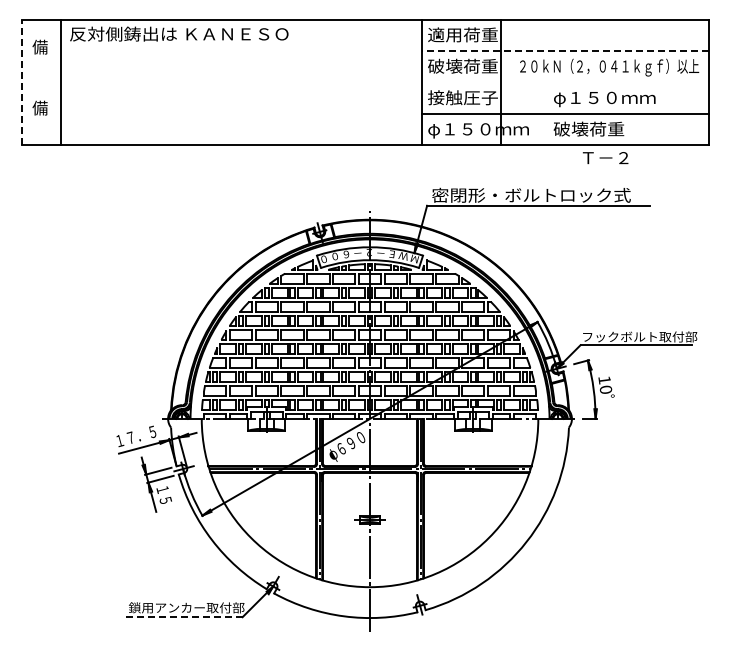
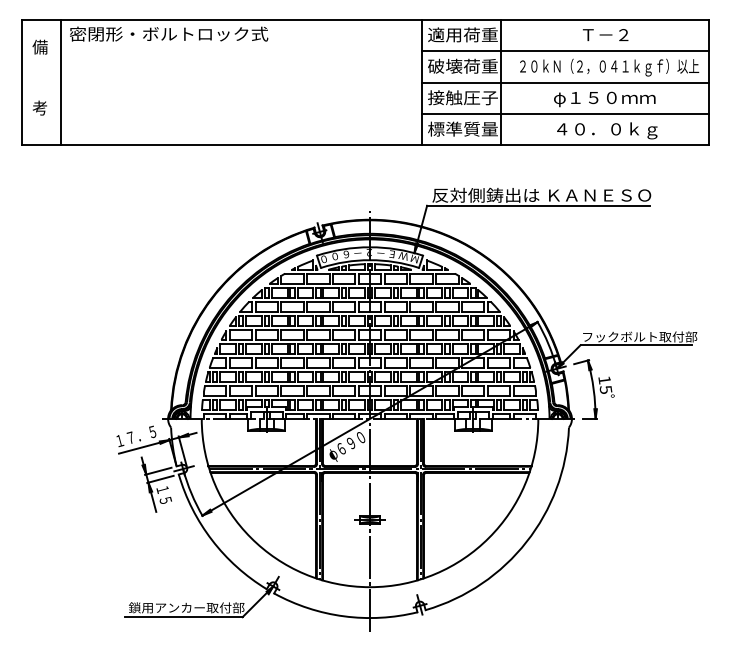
text: 反対側鋳出は ＫＡＮＥＳＯ -> 密閉形・ボルトロック式 (179, 33)
line: dashed -> solid (565, 51)
line: dashed -> solid (21, 82)
line: none -> present (565, 82)
text: 備 -> 考 (39, 107)
text: φ１５０ｍｍ -> 標準質量 (478, 129)
text: 破壊荷重 -> ４０．０ｋｇ (605, 130)
text position: (605, 158) -> (605, 35) (605, 35)
text: 密閉形・ボルトロック式 -> 反対側鋳出は ＫＡＮＥＳＯ (541, 194)
text: 10 -> 15 (605, 389)
line: dashed -> solid (183, 617)
